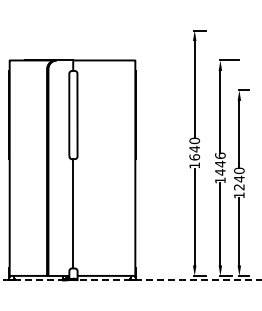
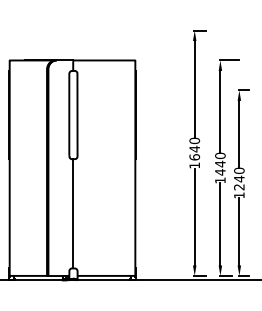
text: 1446 -> 1440 (220, 155)
line: dashed -> solid (131, 280)
